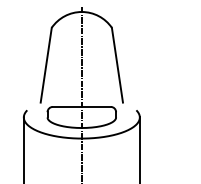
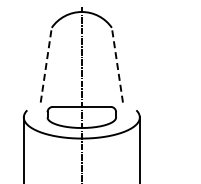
line: solid -> dashed (46, 65)
line: solid -> dashed (117, 65)
